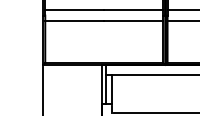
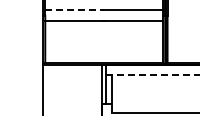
line: solid -> dashed (75, 10)
line: present -> none (181, 10)
line: present -> none (181, 20)
line: solid -> dashed (153, 75)
